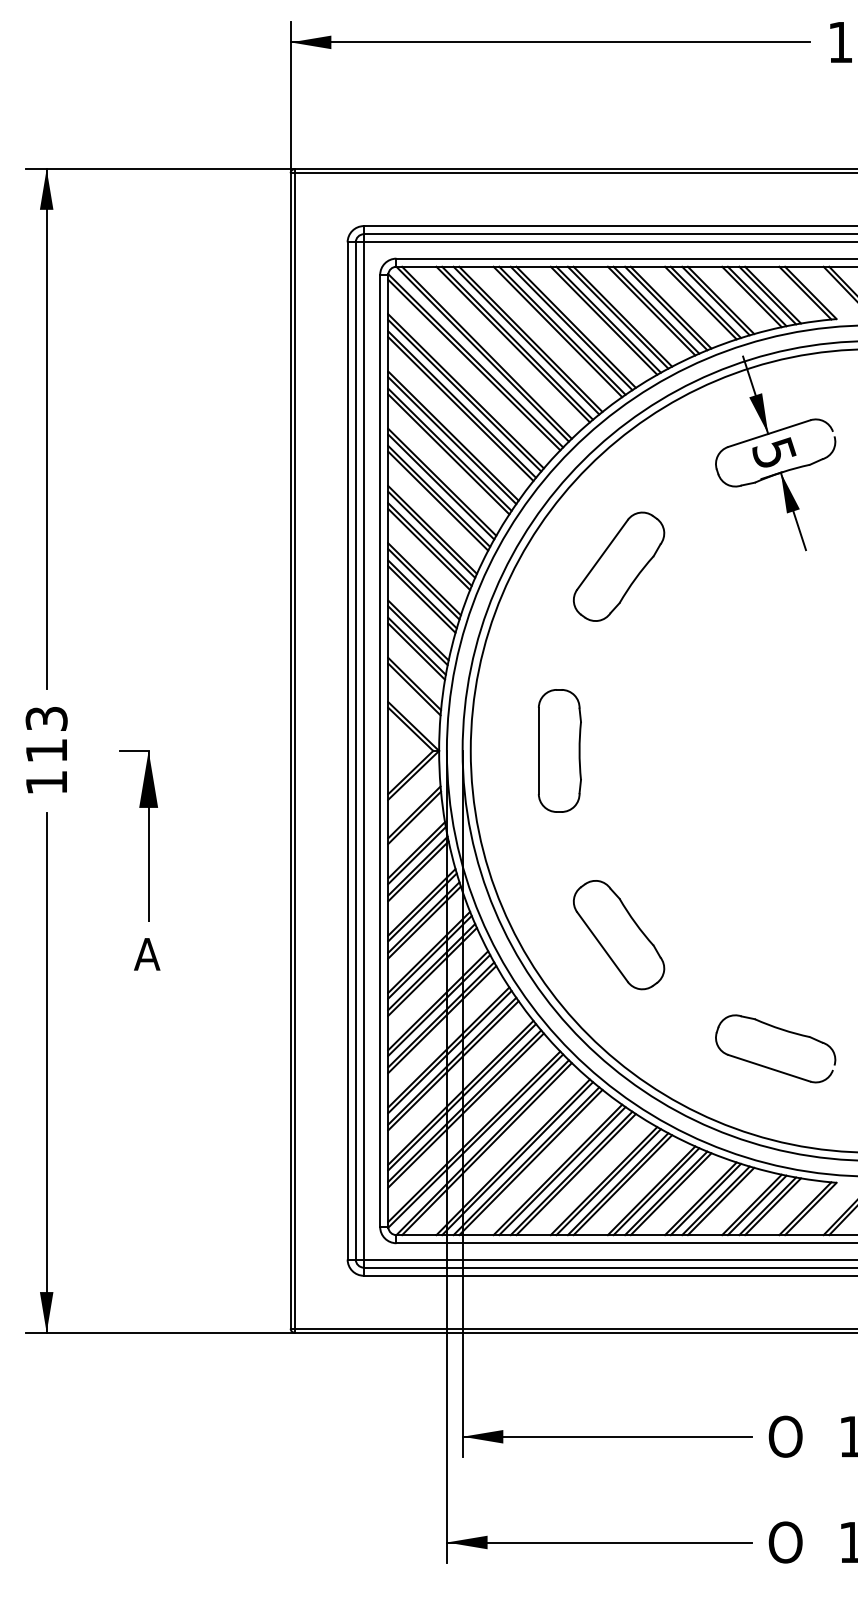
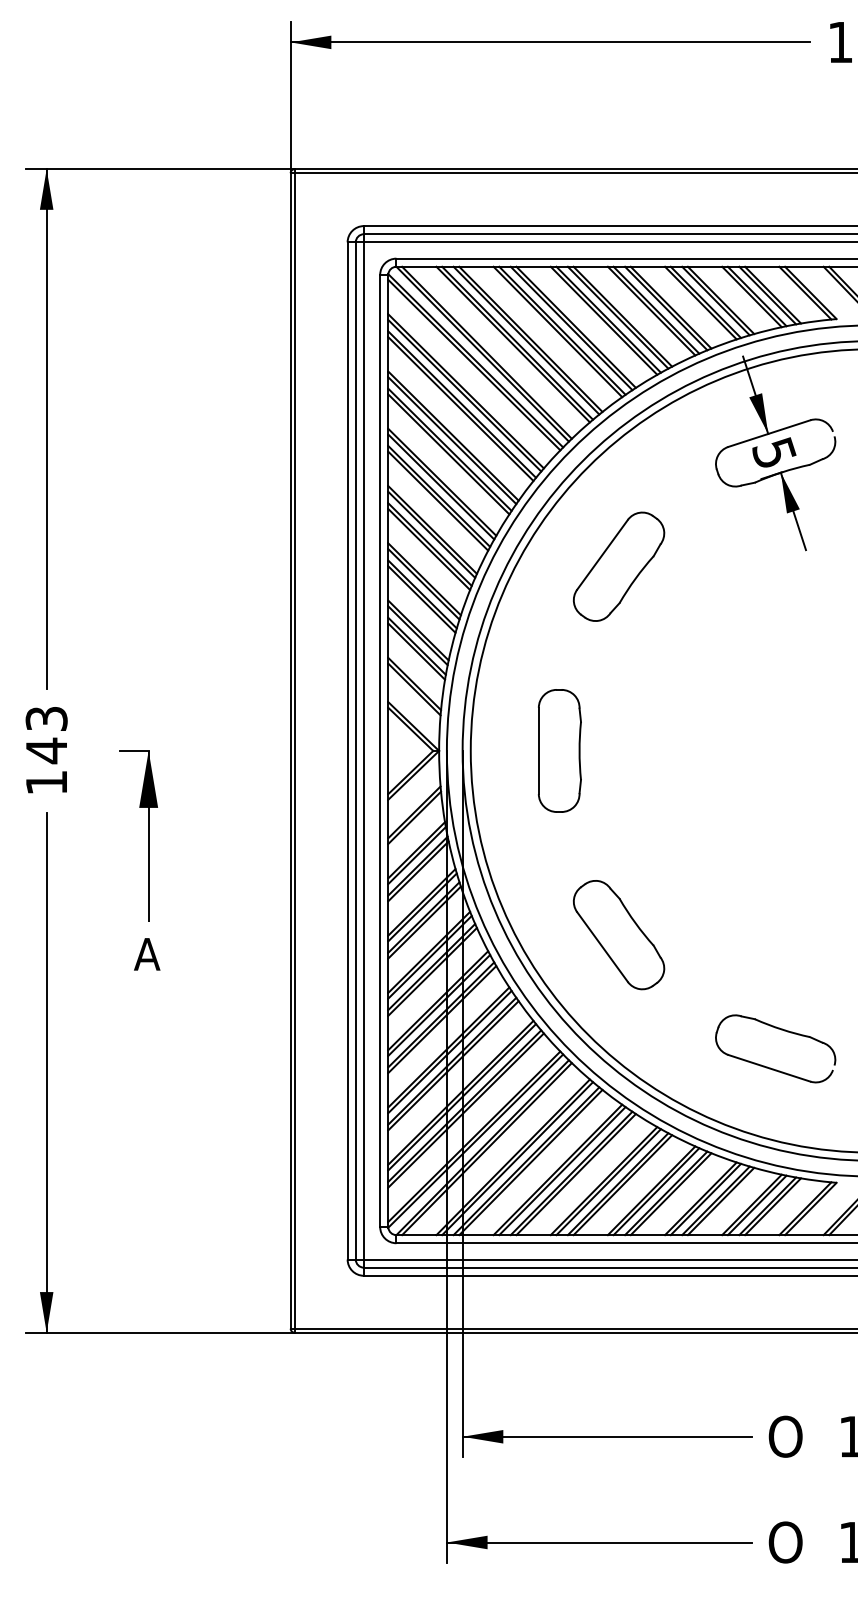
text: 113 -> 143 (46, 750)
